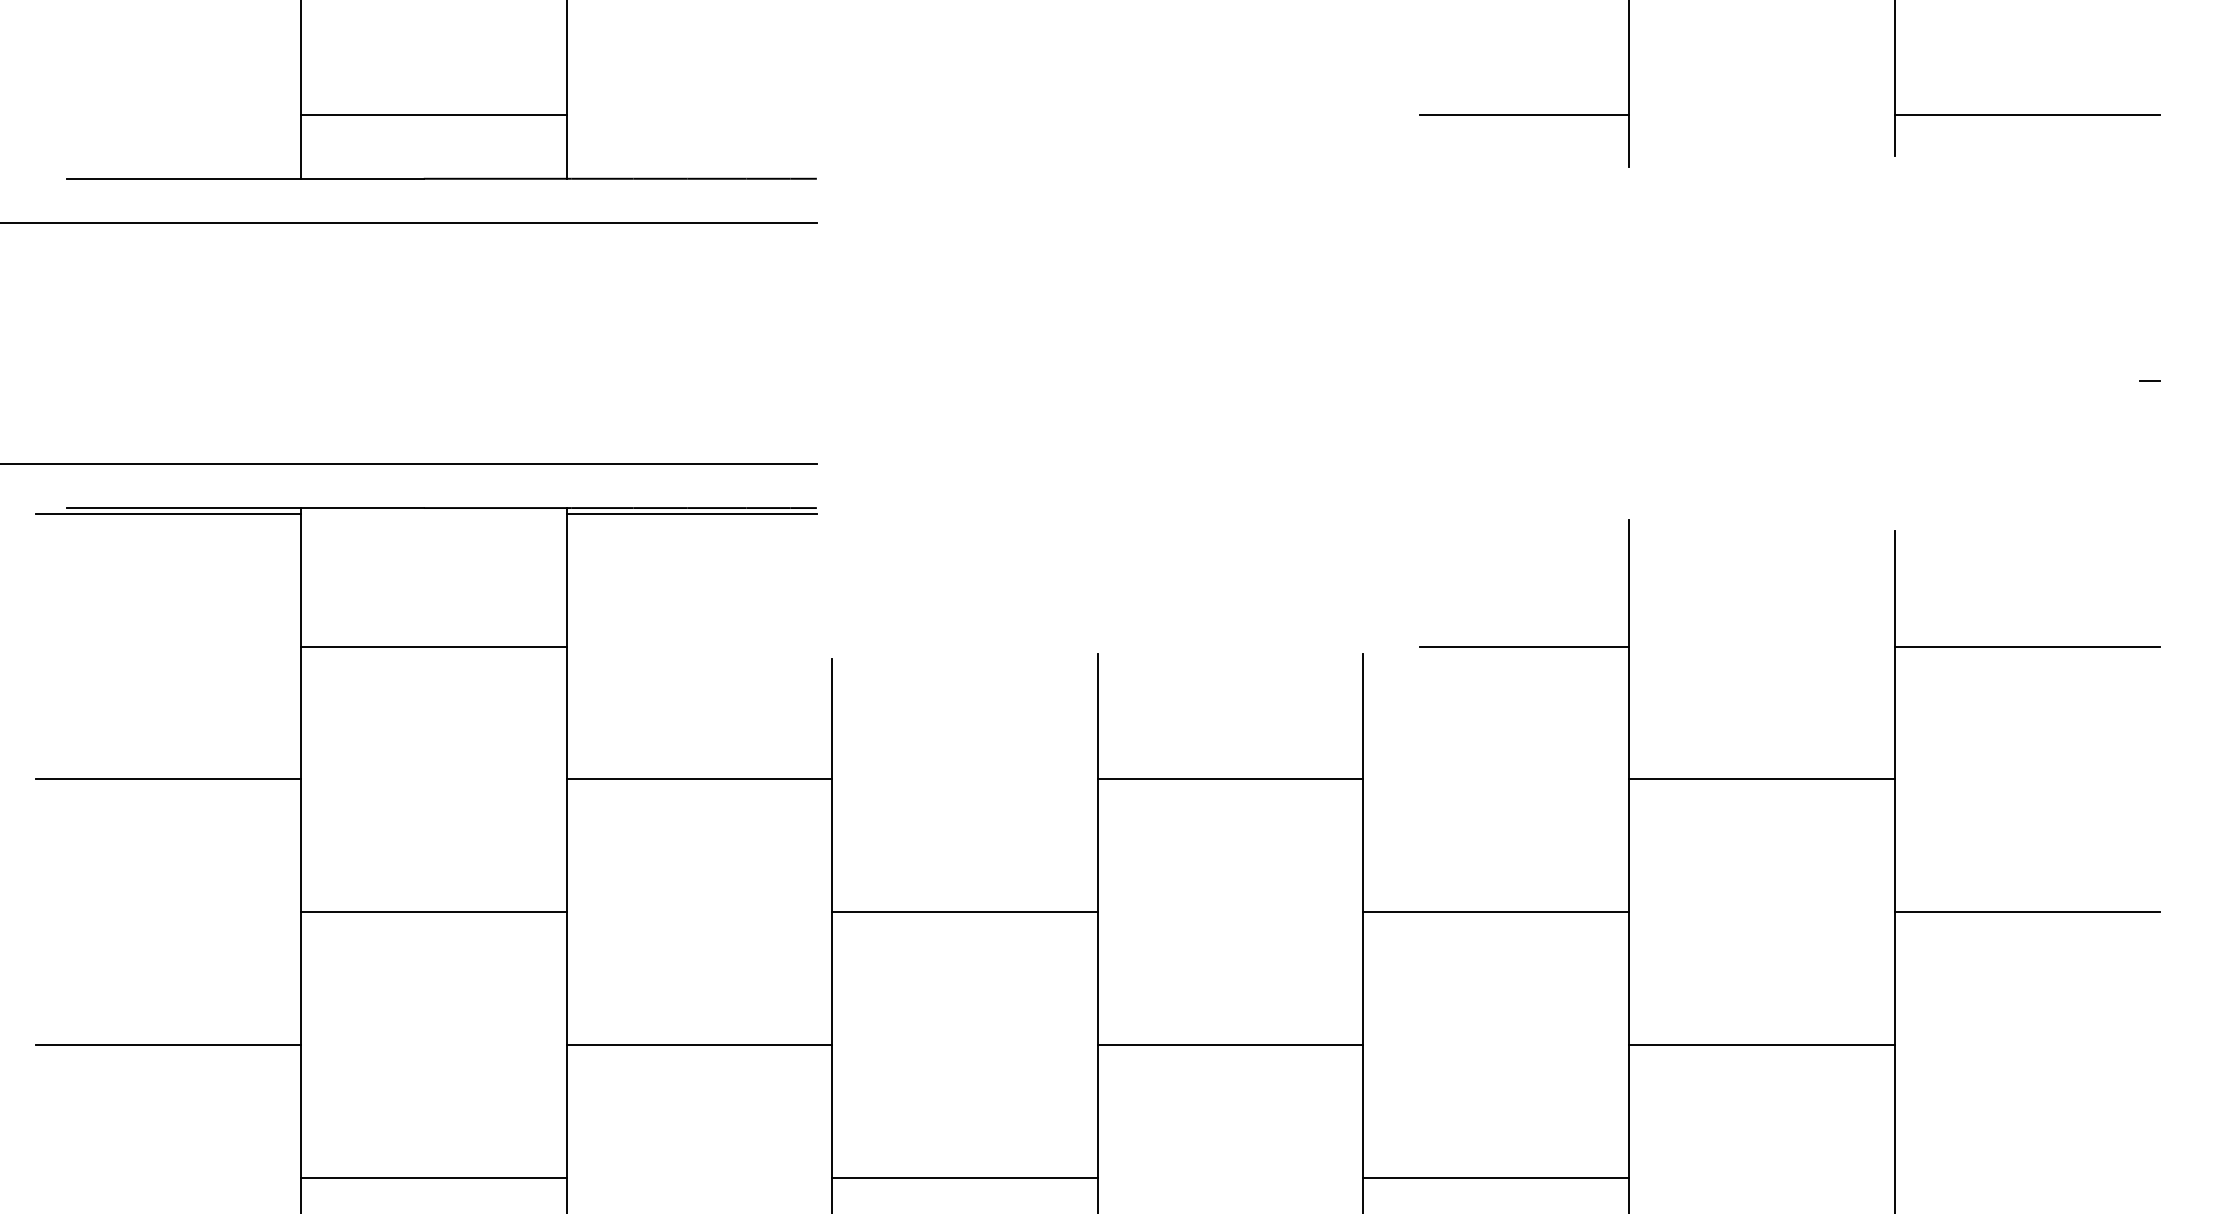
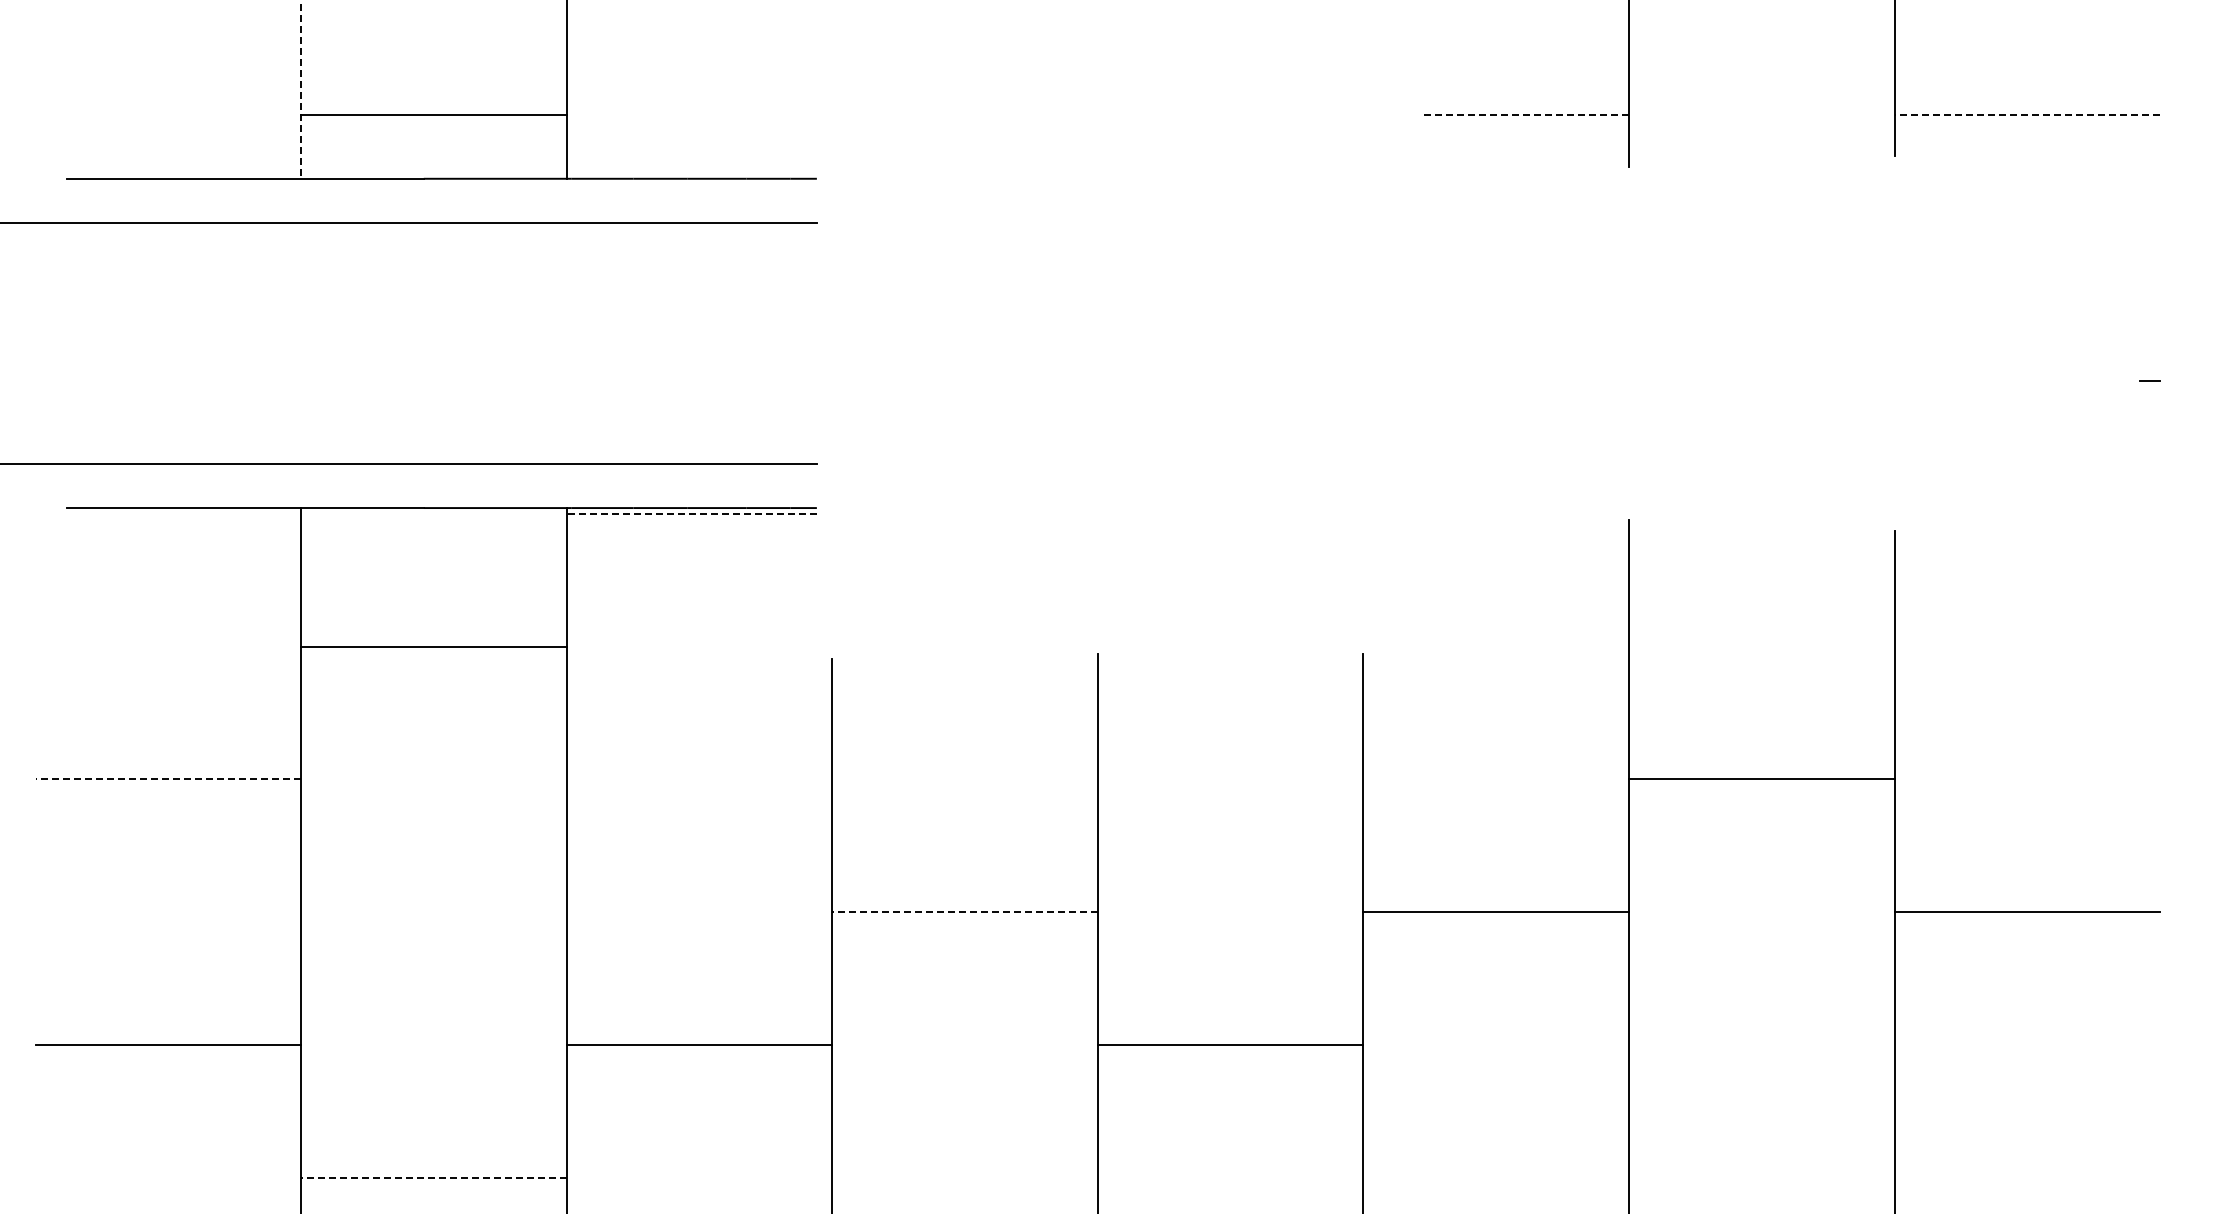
line: solid -> dashed (301, 89)
line: solid -> dashed (1524, 115)
line: solid -> dashed (2027, 115)
line: present -> none (168, 513)
line: solid -> dashed (691, 513)
line: present -> none (1524, 646)
line: present -> none (2027, 646)
line: solid -> dashed (168, 779)
line: present -> none (699, 779)
line: present -> none (1230, 779)
line: present -> none (433, 912)
line: solid -> dashed (965, 912)
line: present -> none (1761, 1044)
line: solid -> dashed (434, 1177)
line: present -> none (964, 1177)
line: present -> none (1496, 1177)
